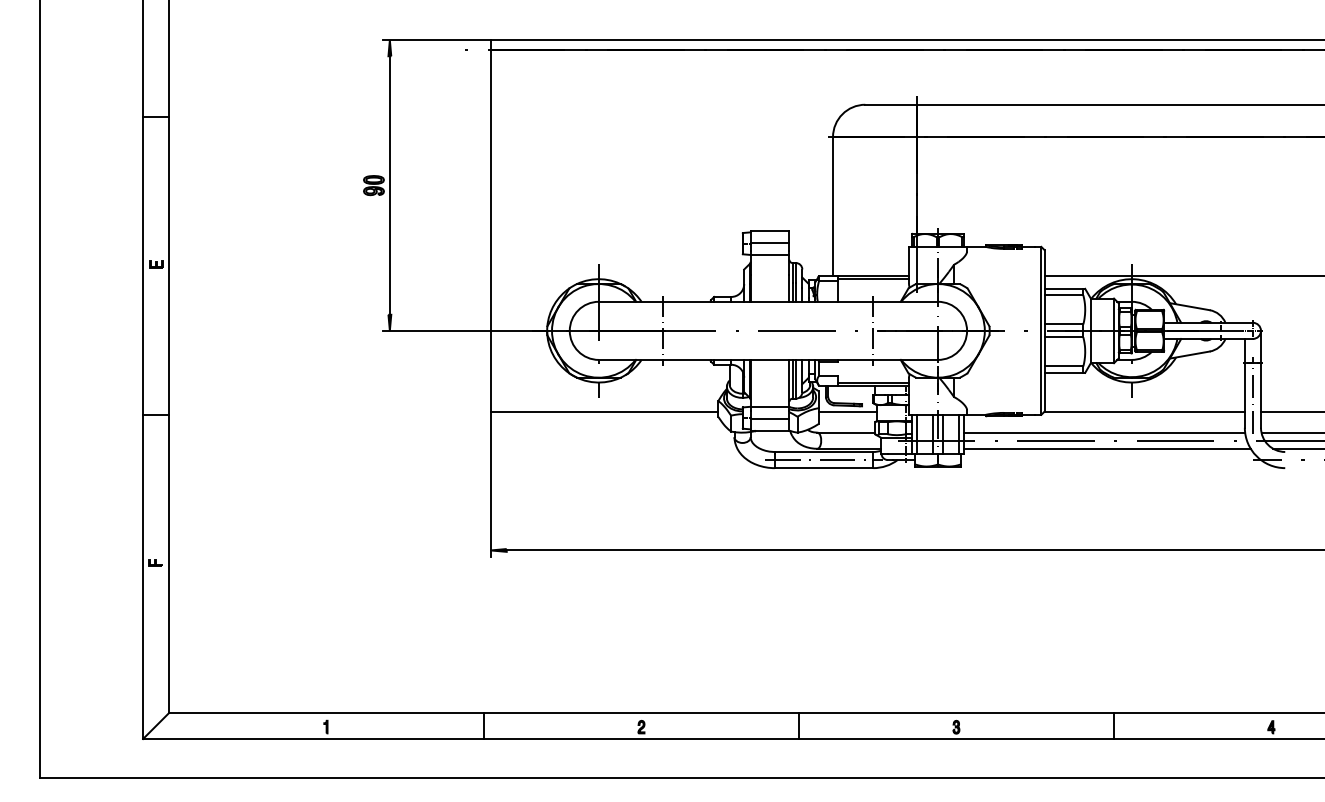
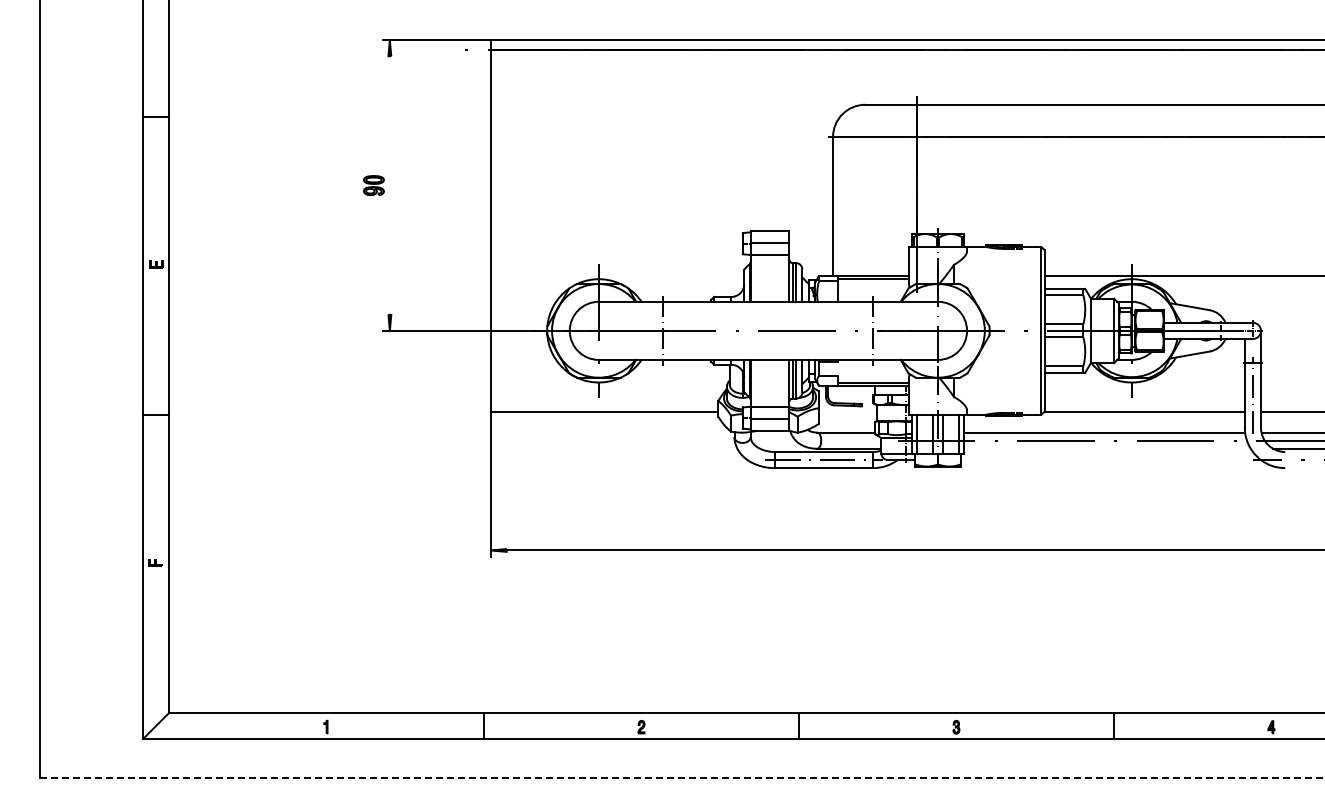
line: present -> none (389, 185)
line: present -> none (847, 411)
line: present -> none (1106, 448)
line: solid -> dashed (682, 777)
